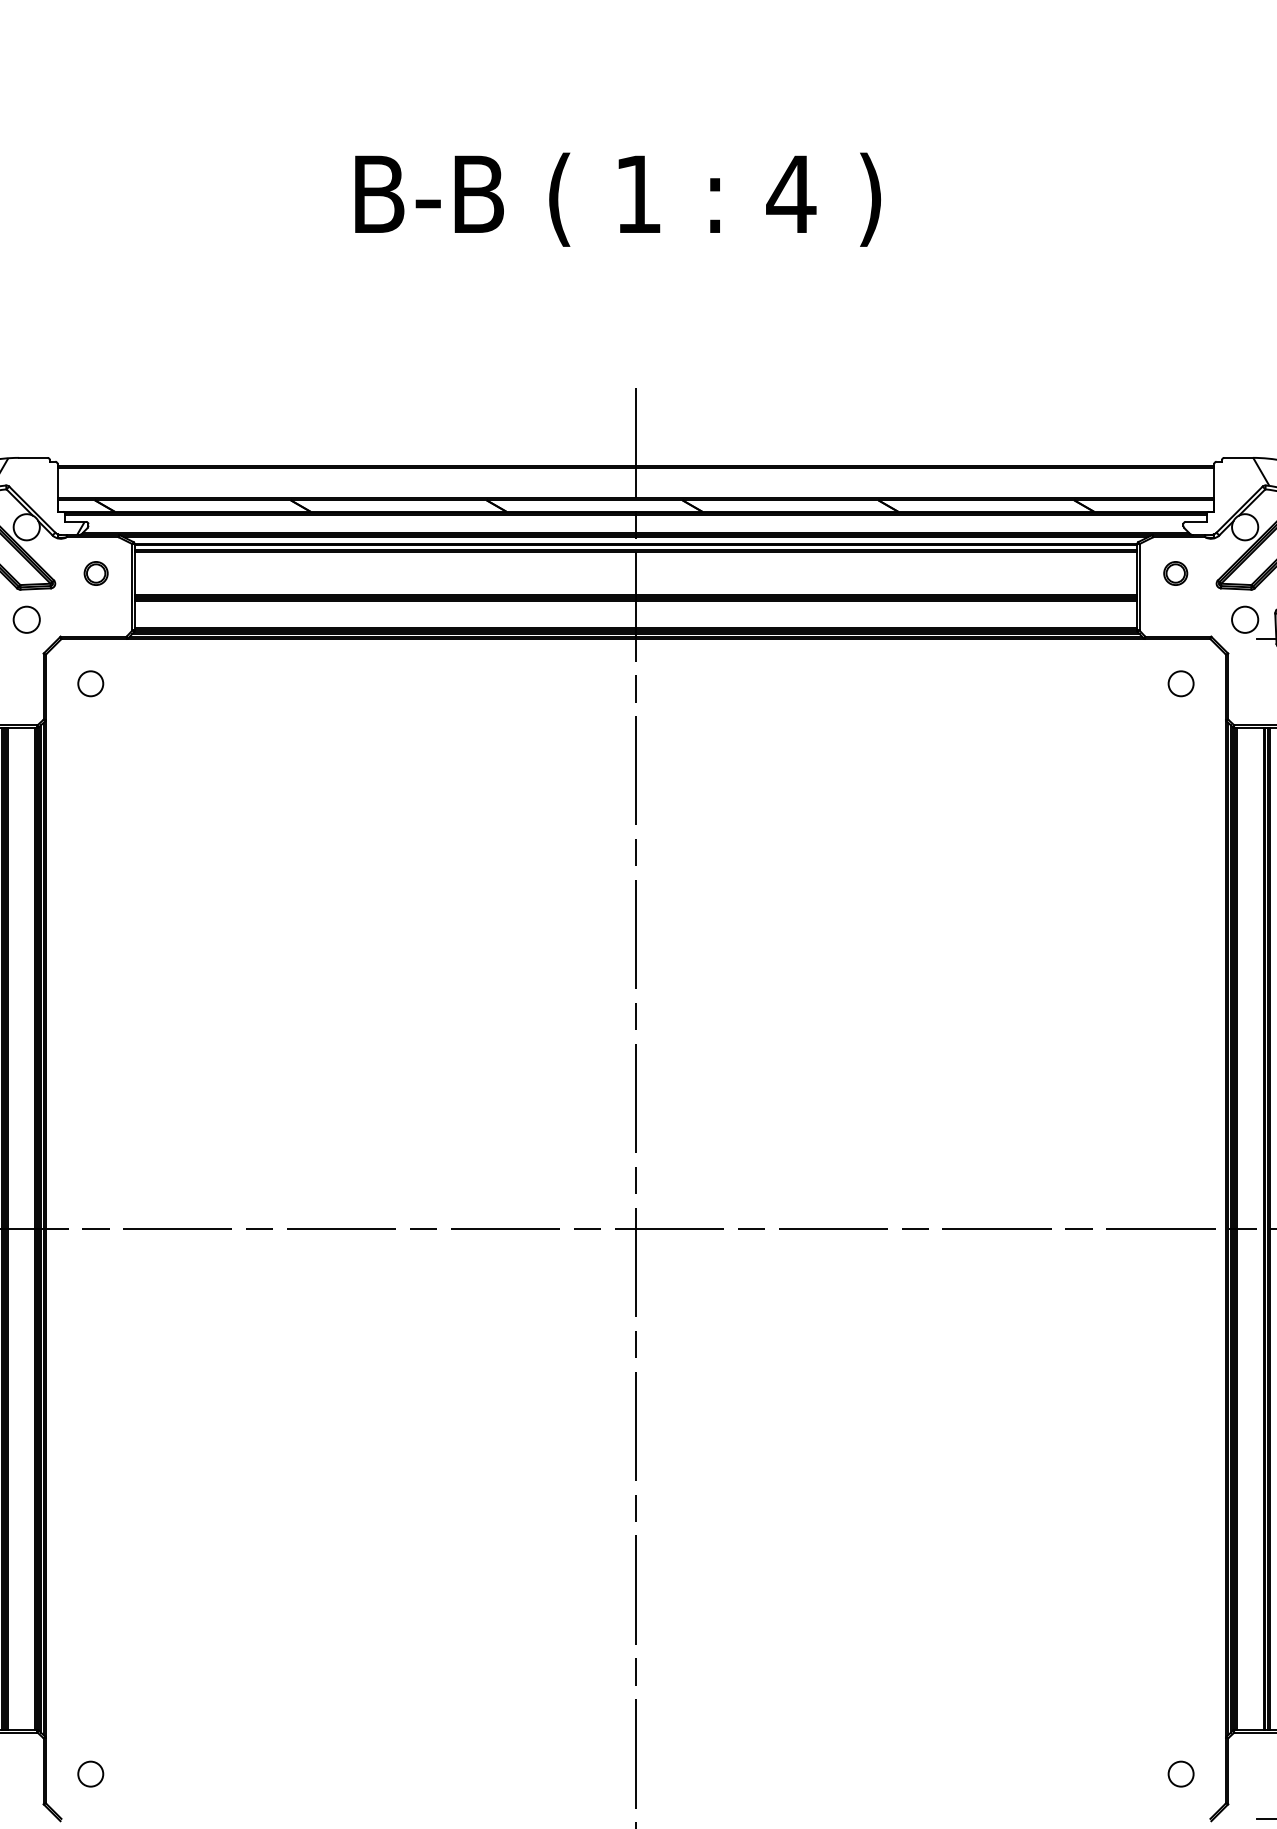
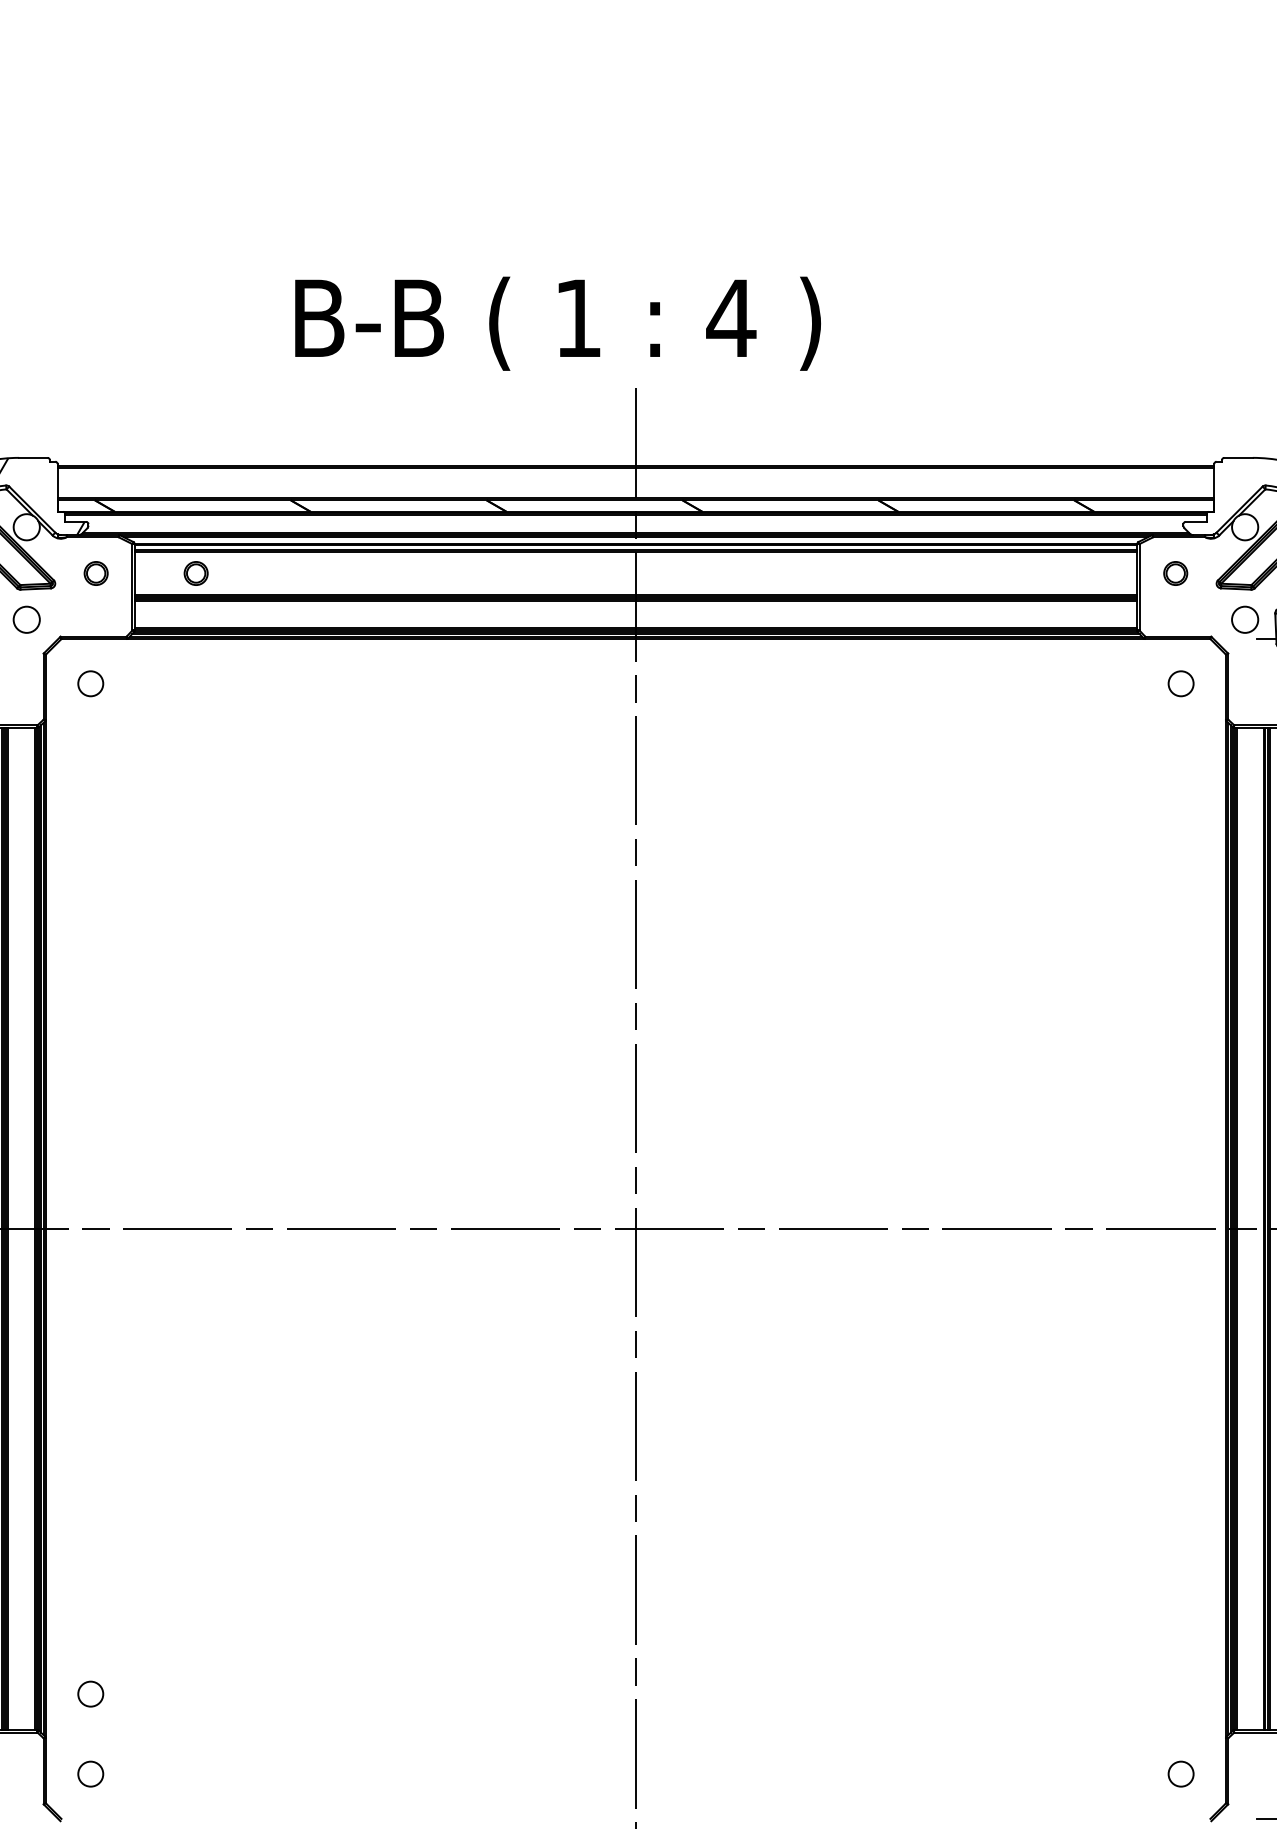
text position: (617, 199) -> (557, 323) (557, 323)
hatch: present -> none (1261, 471)
part: none -> present (195, 573)
circle: none -> present (90, 1693)
